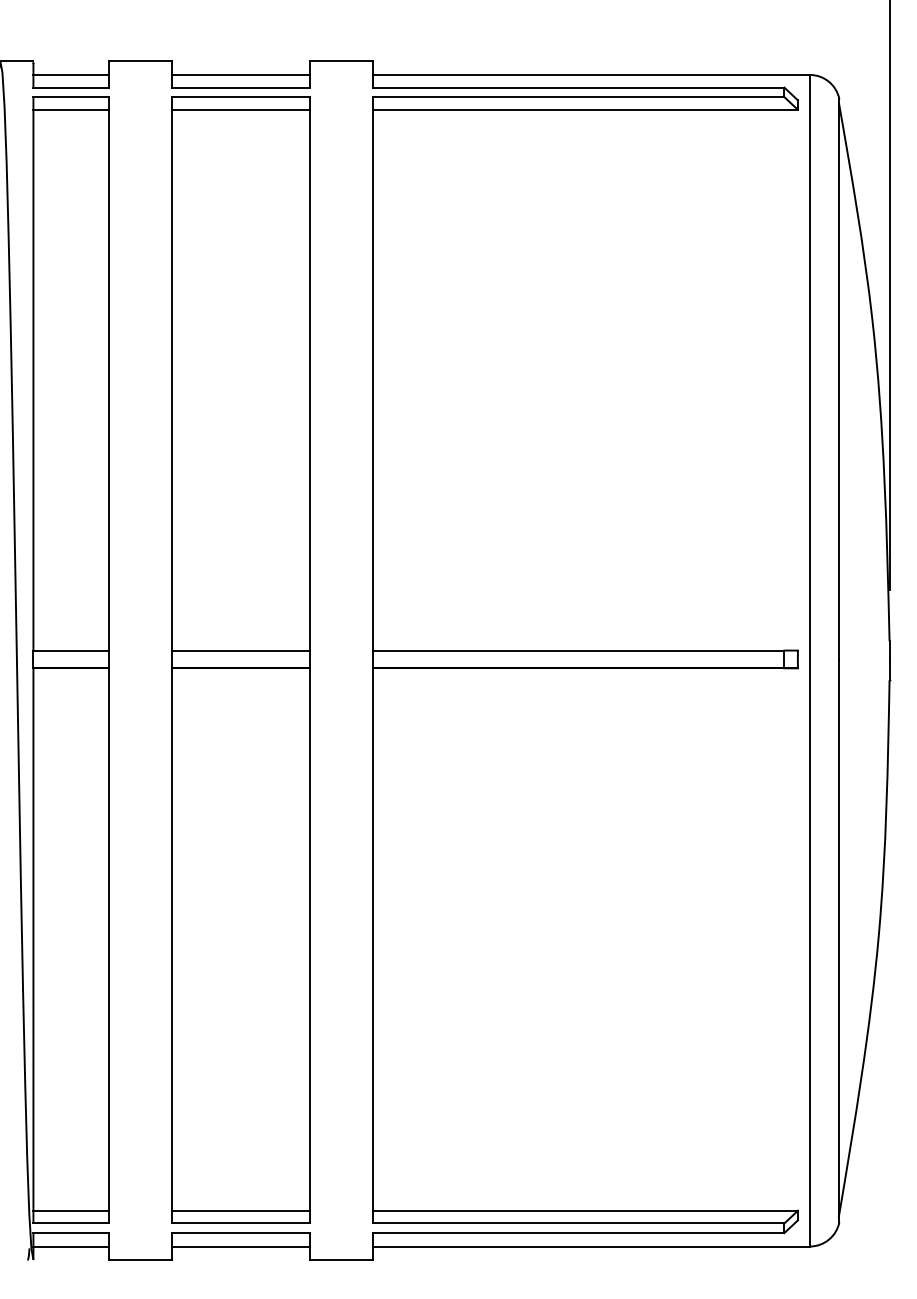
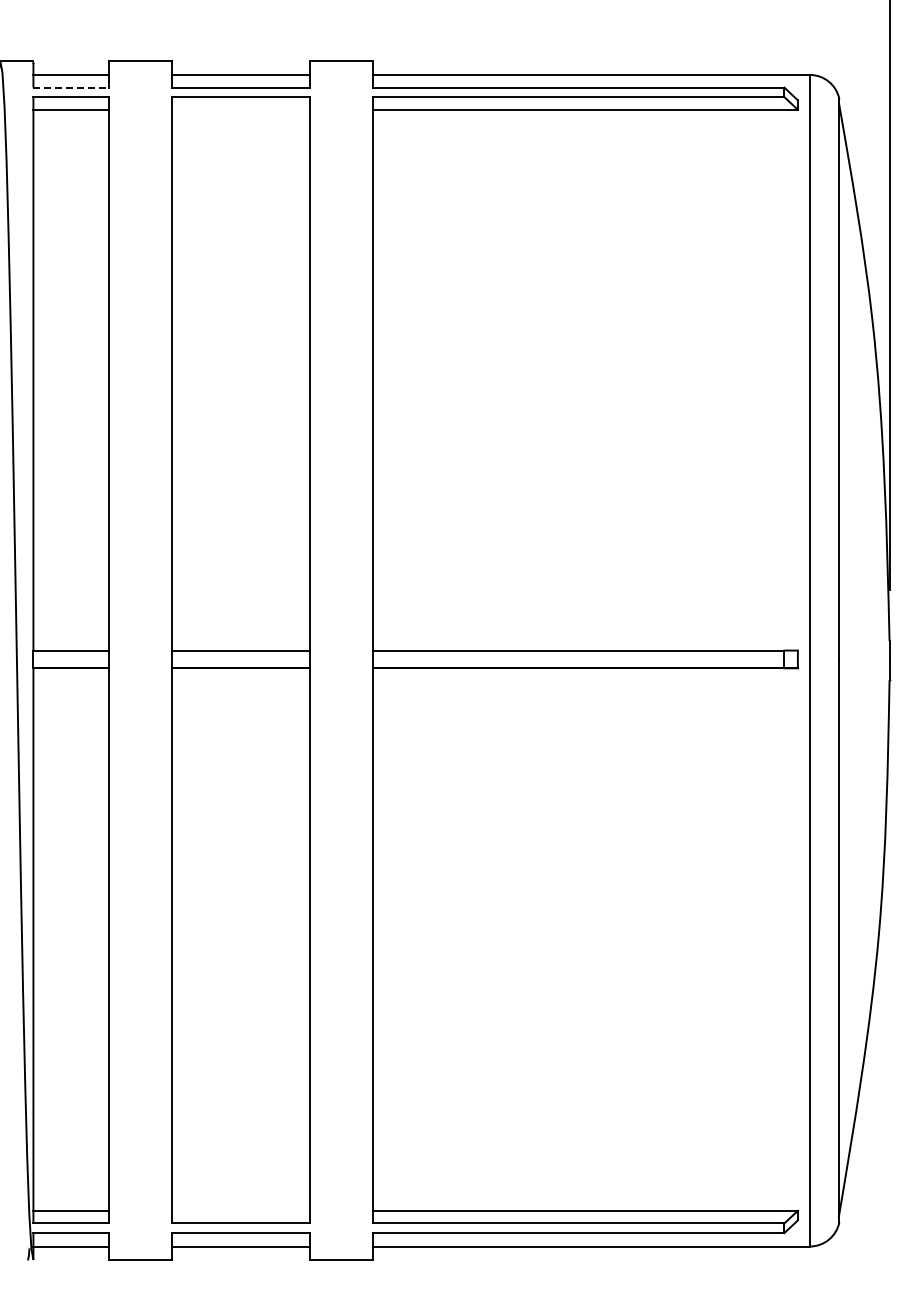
line: solid -> dashed (70, 87)
line: present -> none (240, 109)
line: present -> none (240, 1210)
